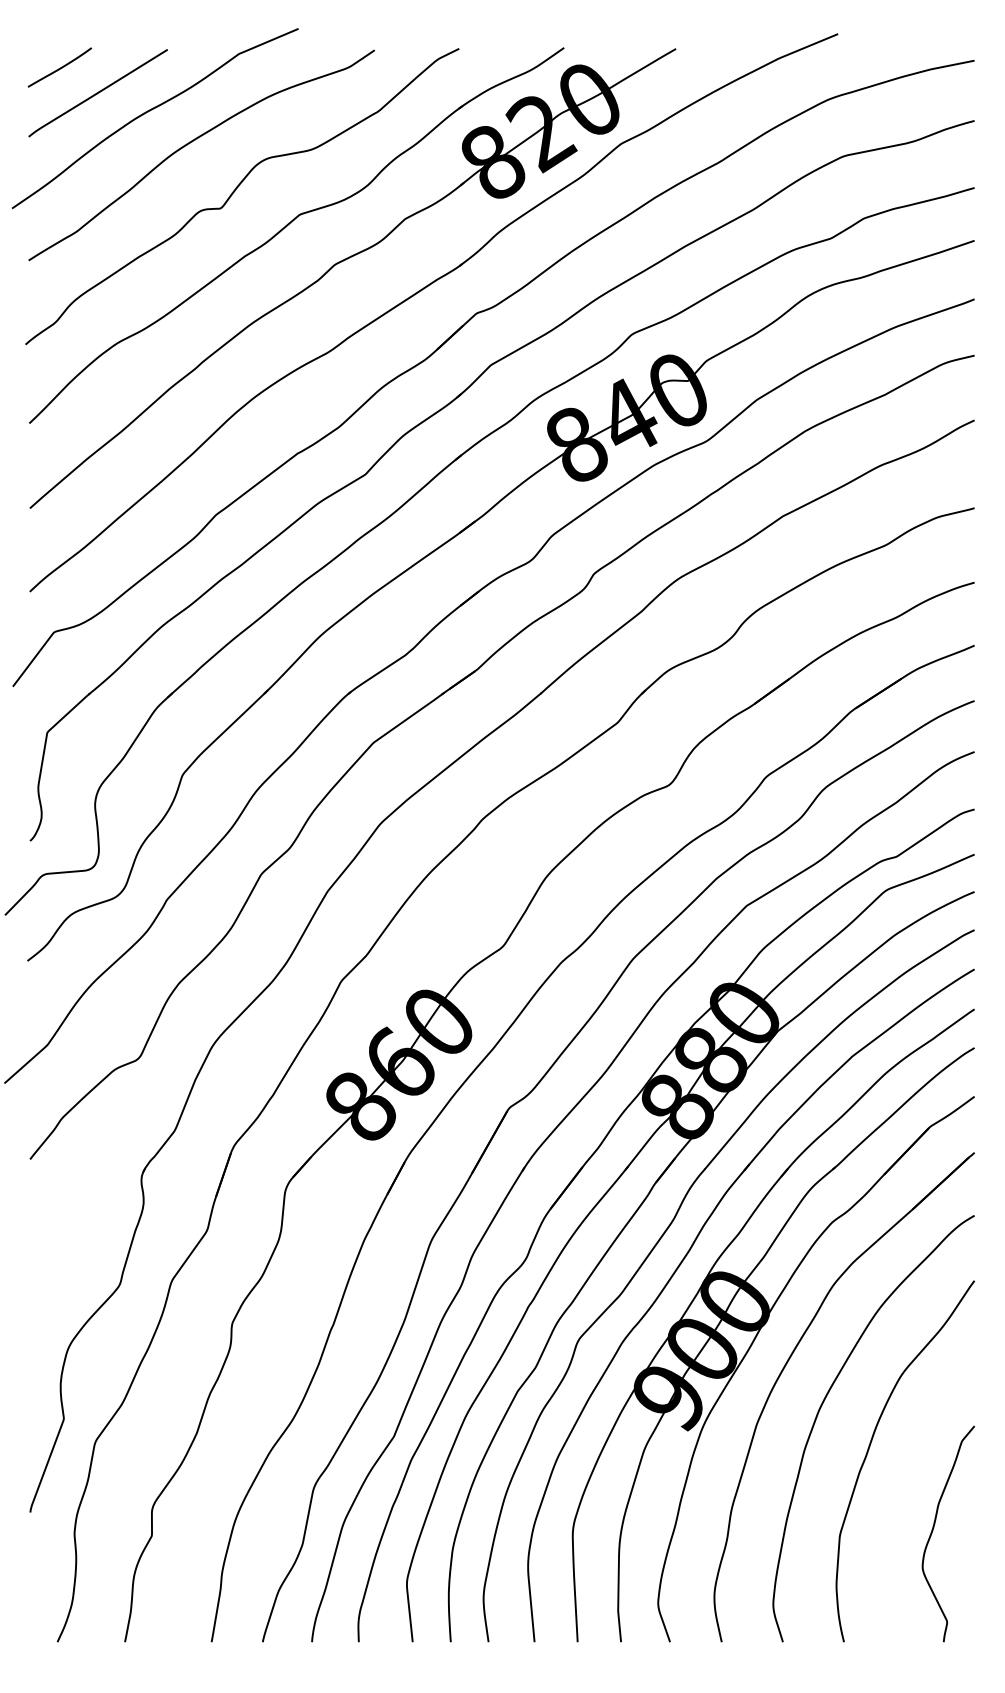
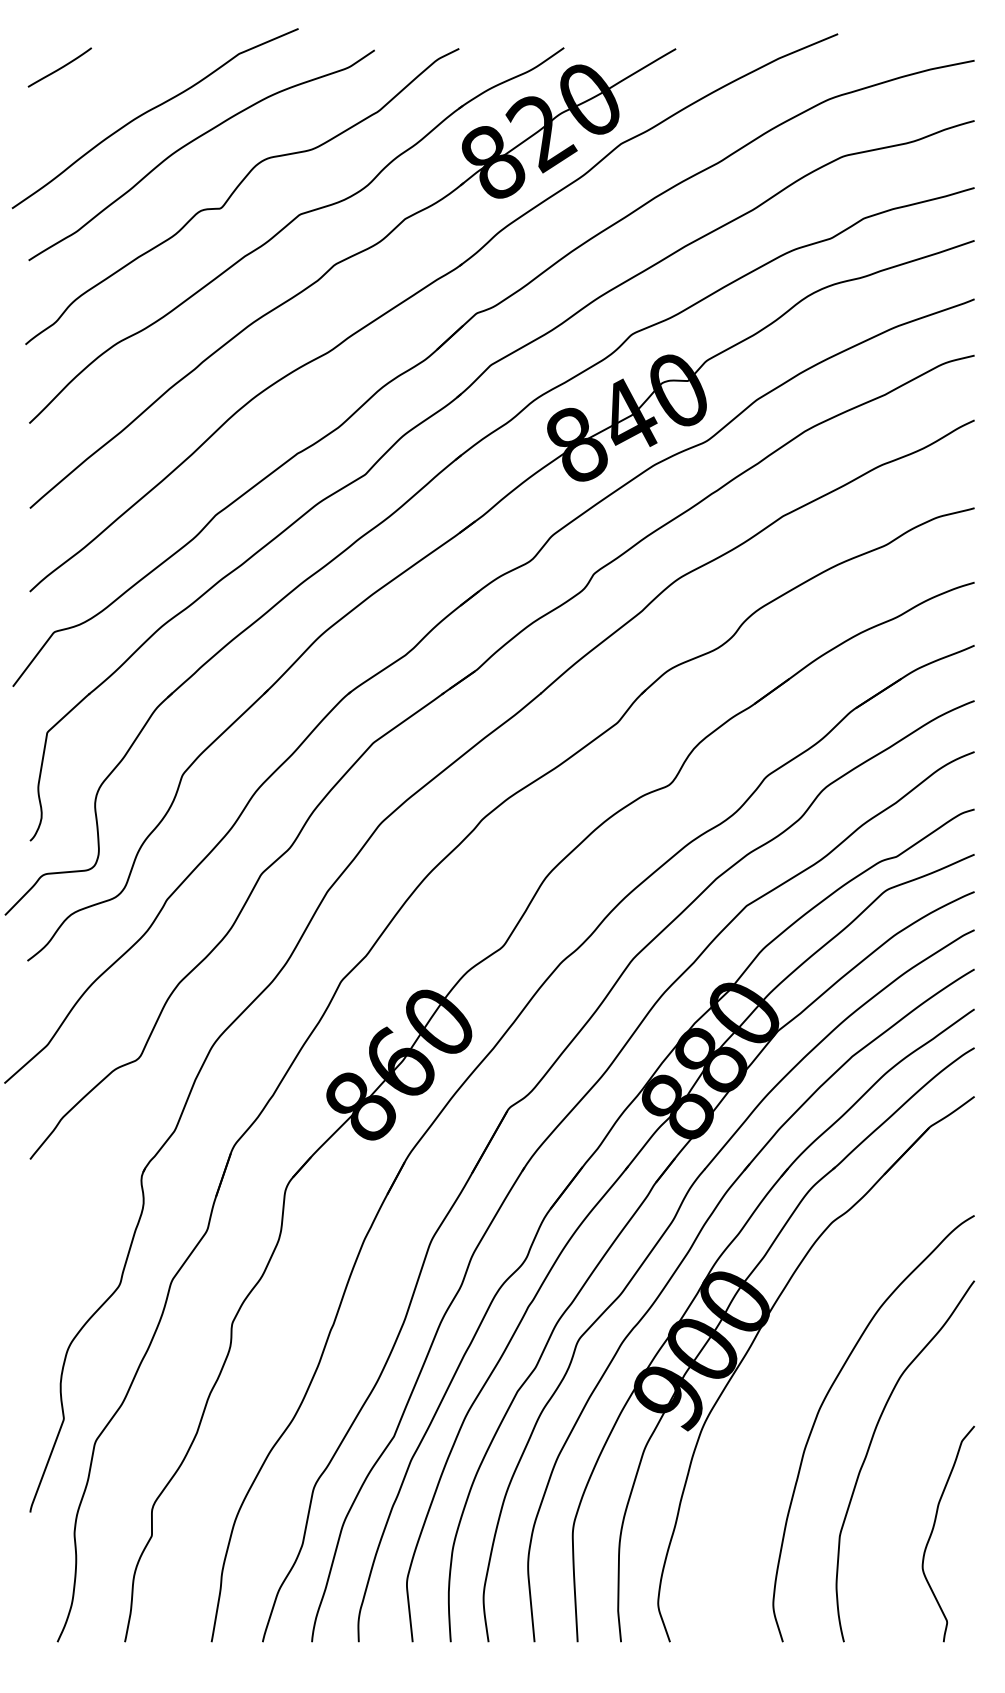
line: present -> none (97, 93)
part: present -> none (788, 1362)
